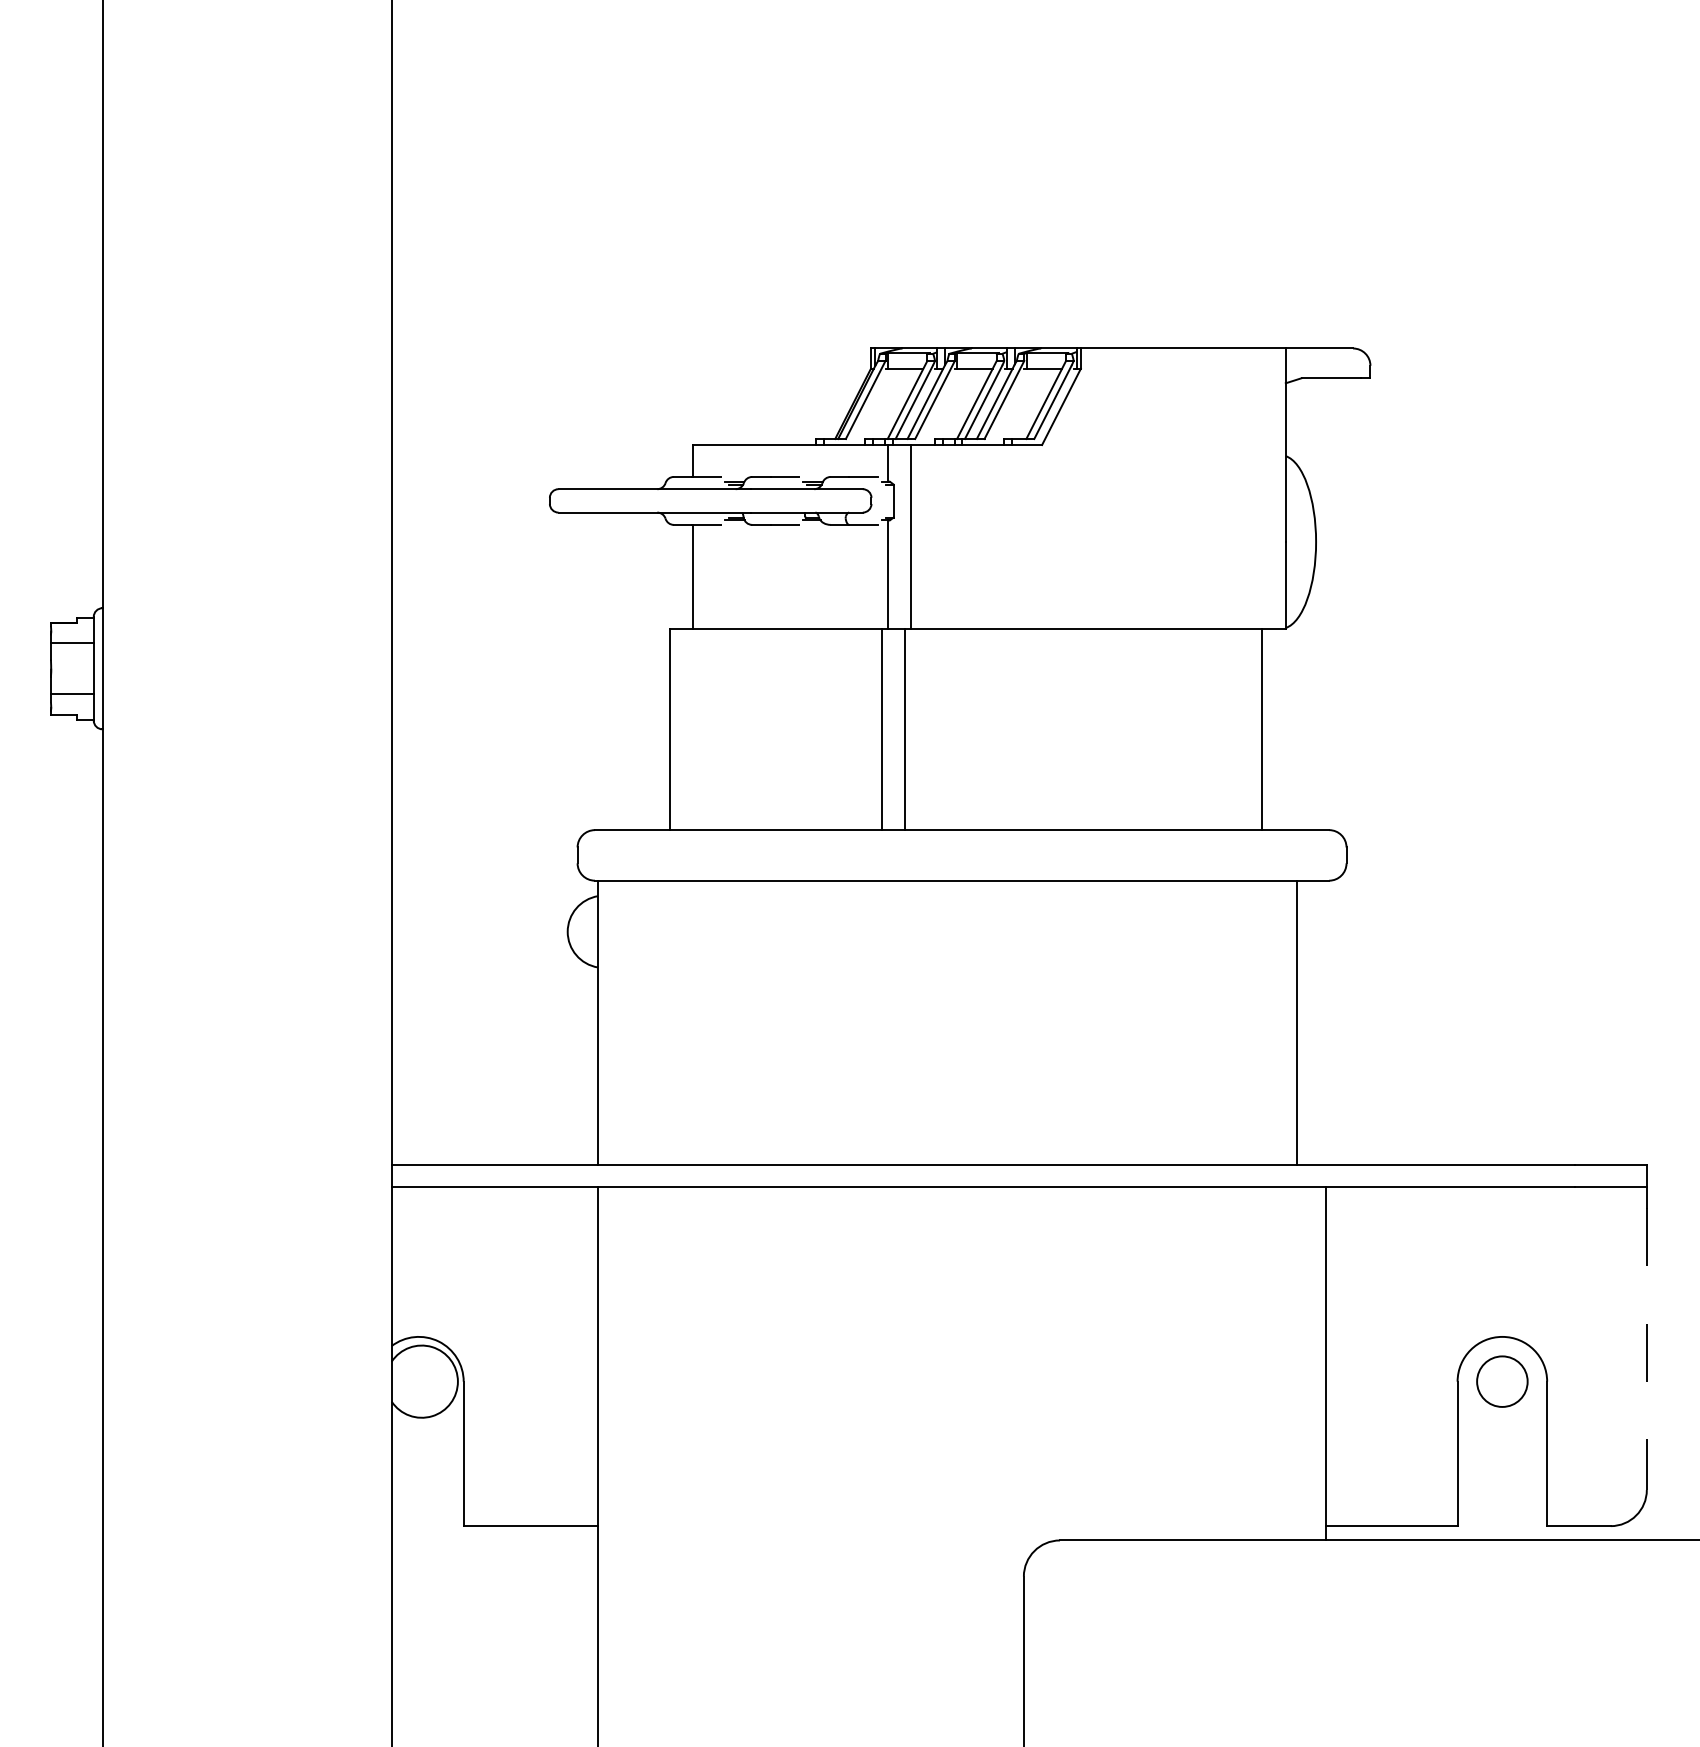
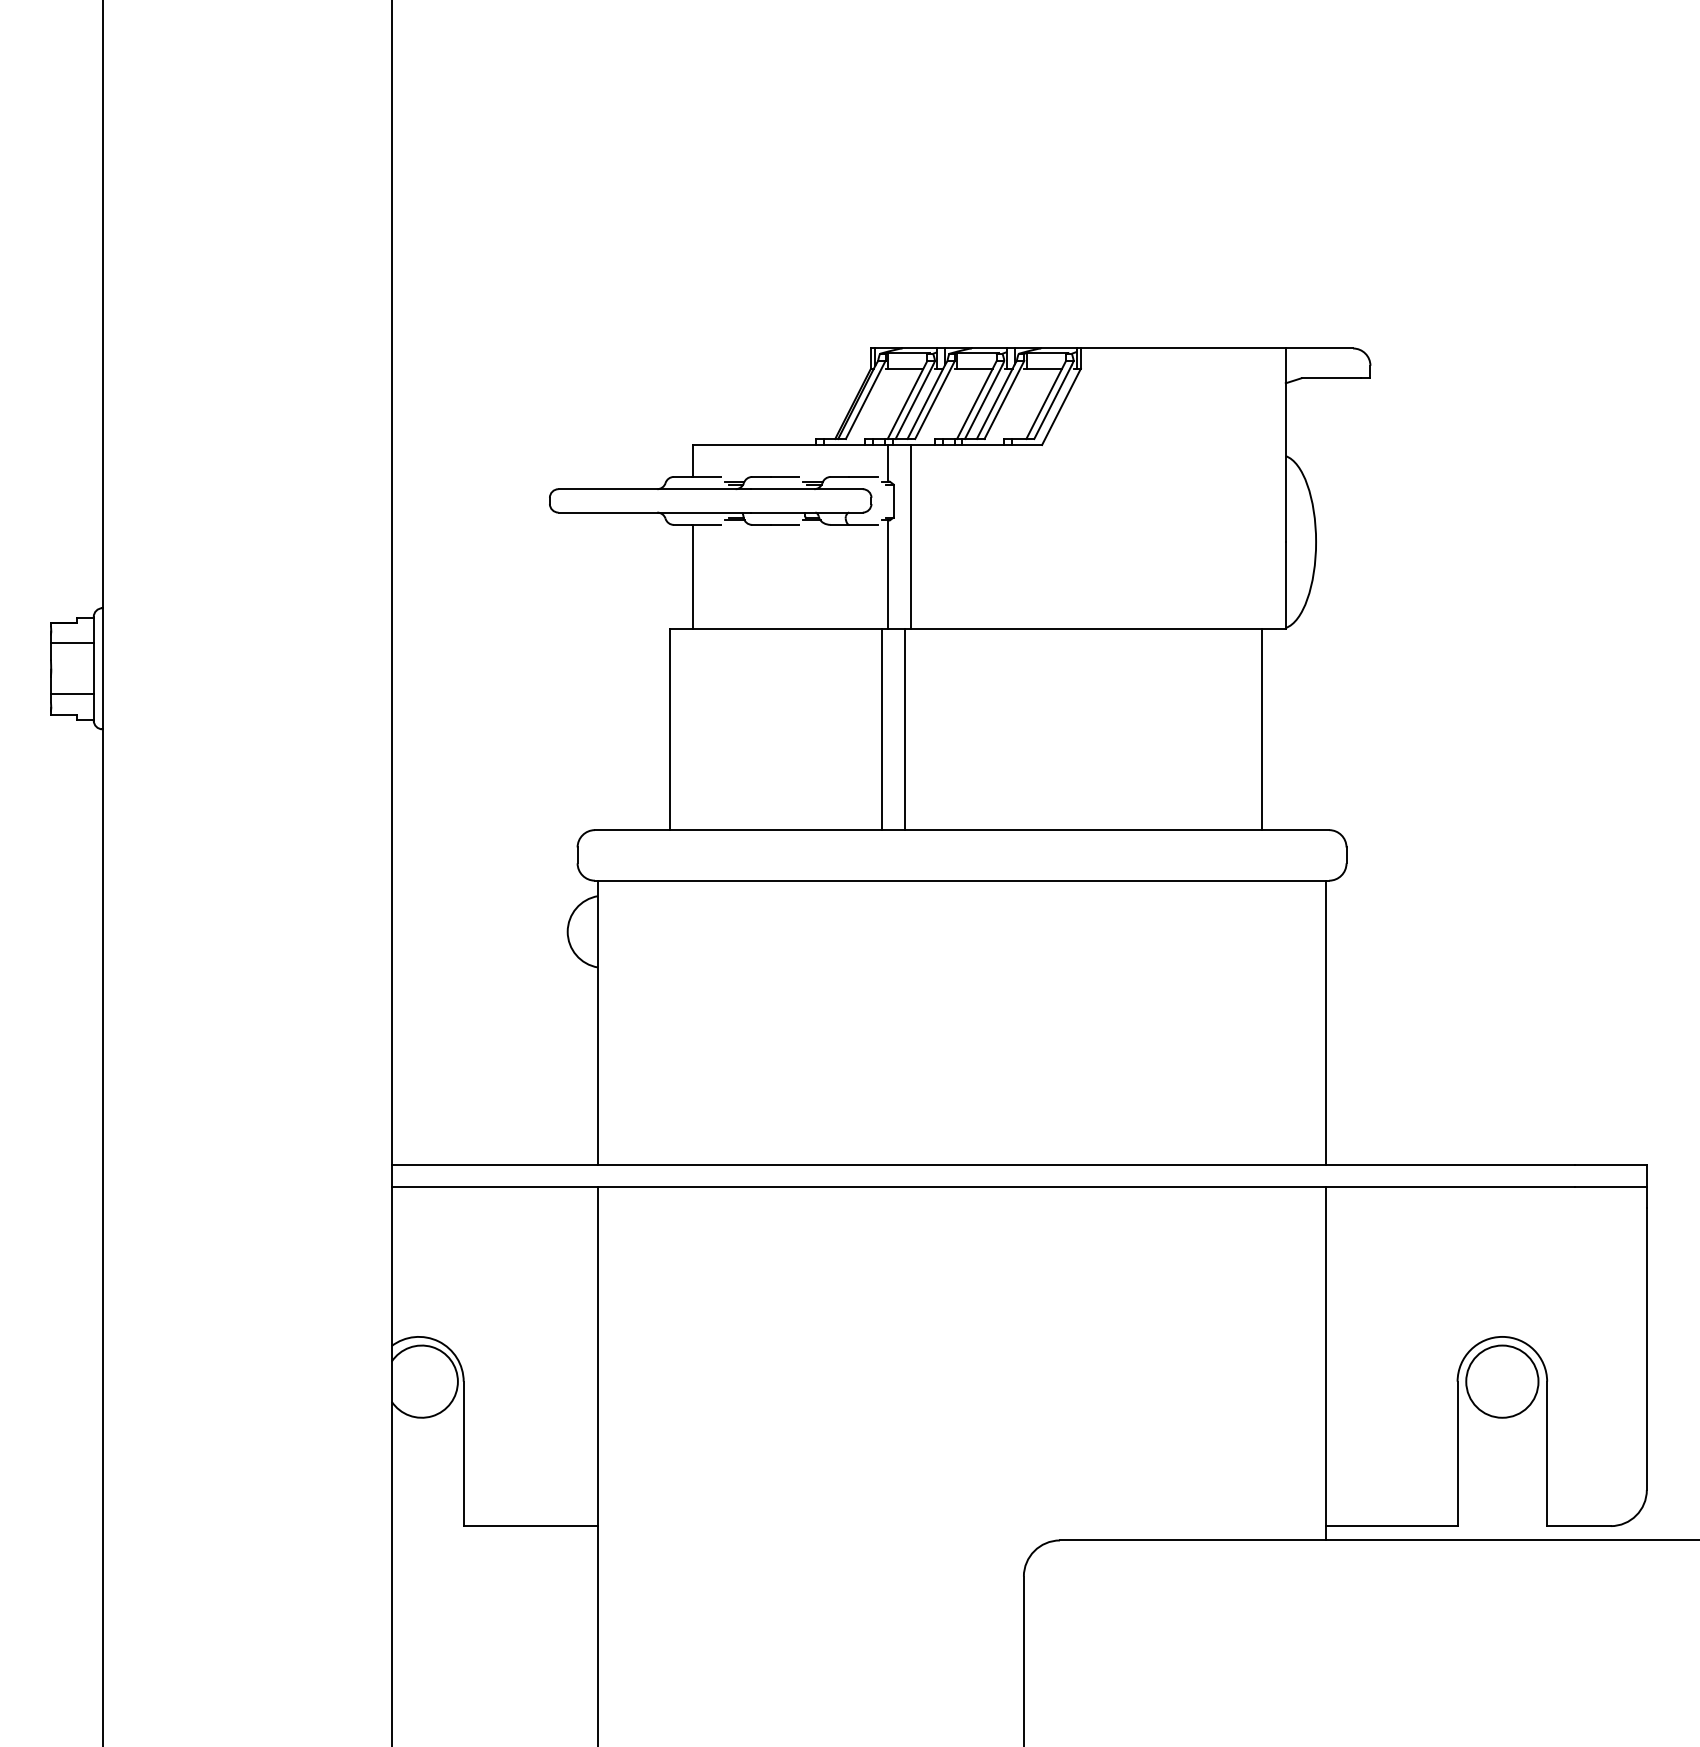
line position: (1297, 1022) -> (1326, 1022) (1326, 1022)
line: dashed -> solid (1646, 1349)
circle diameter: 51 px -> 72 px (1502, 1381)
